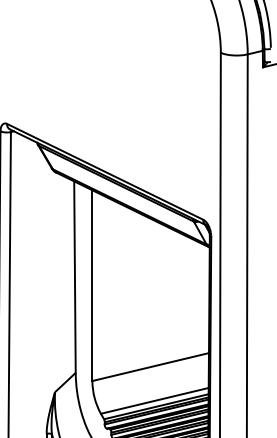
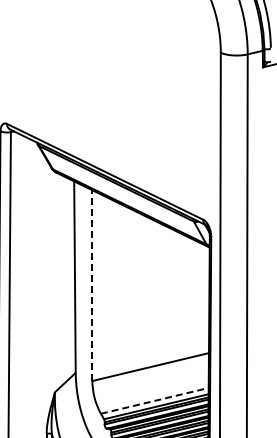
line: solid -> dashed (92, 285)
line: solid -> dashed (155, 400)
